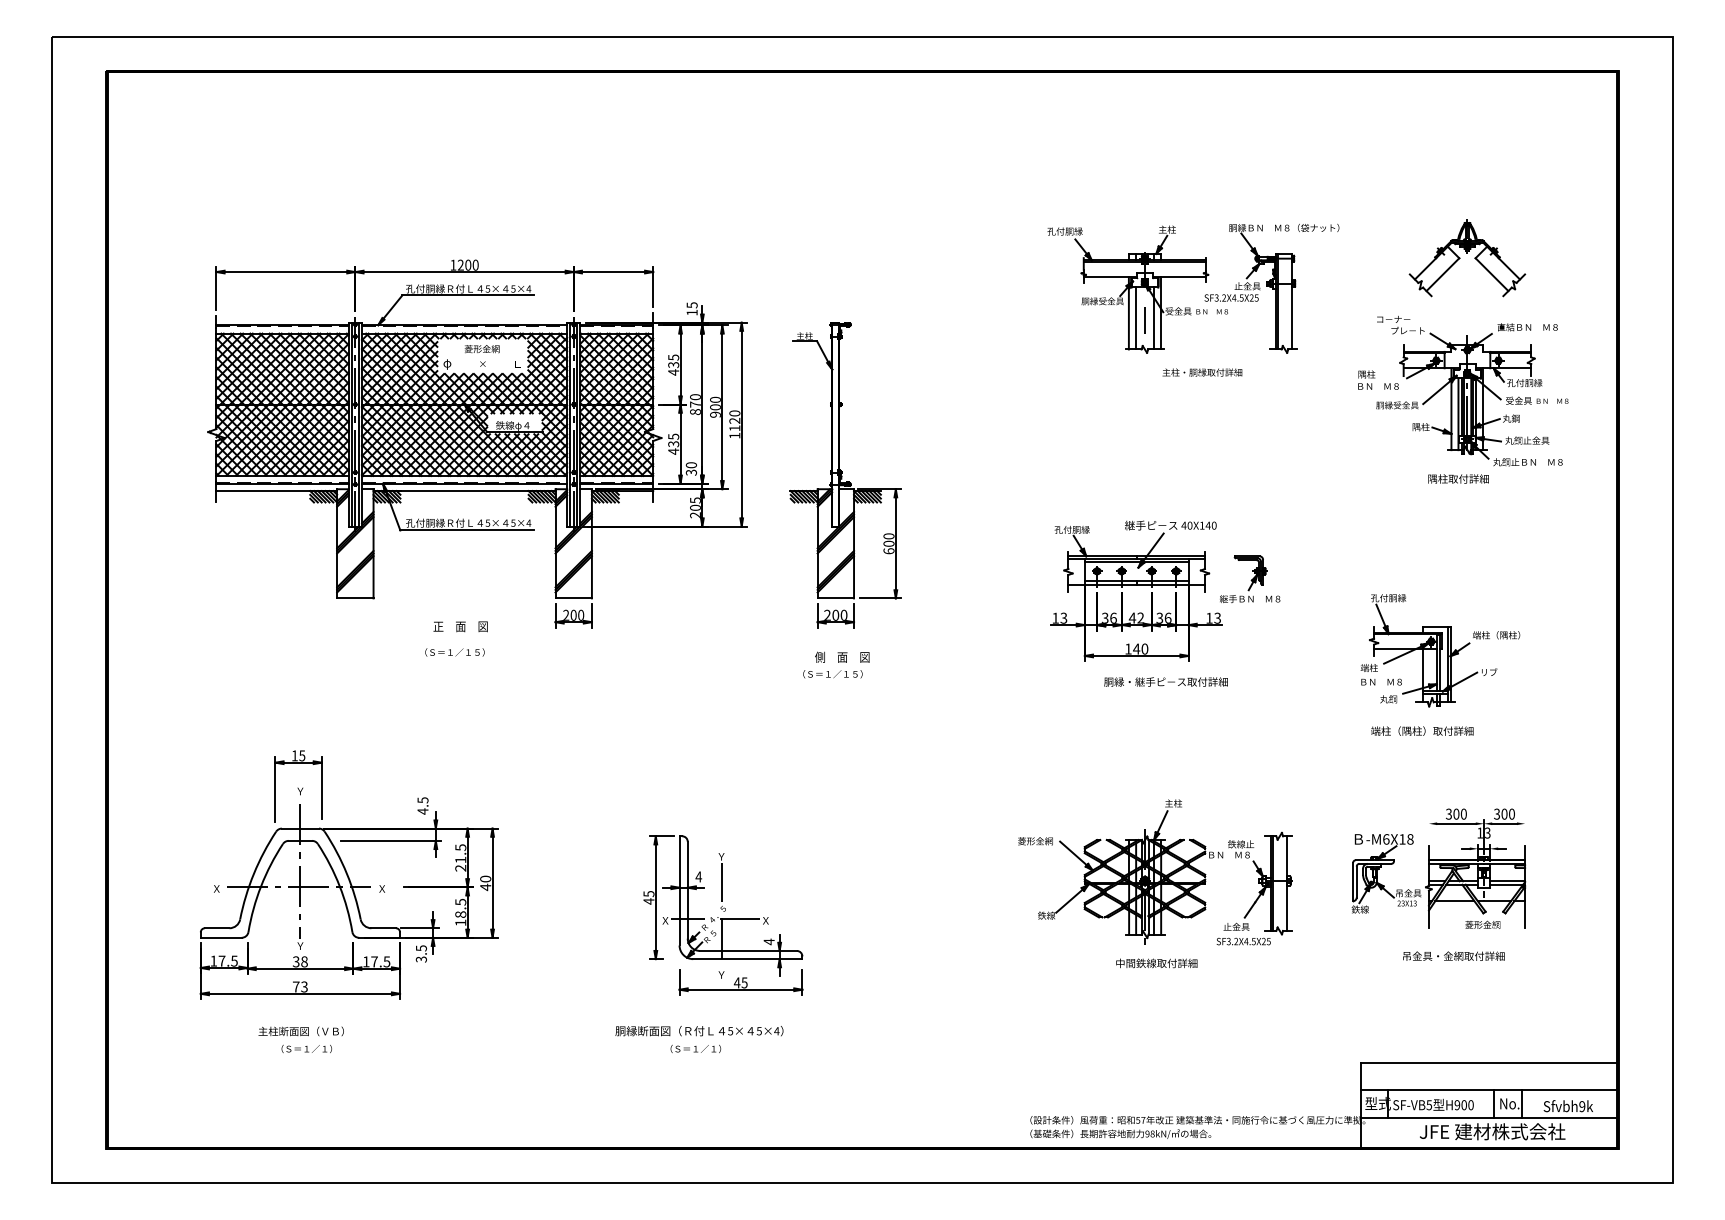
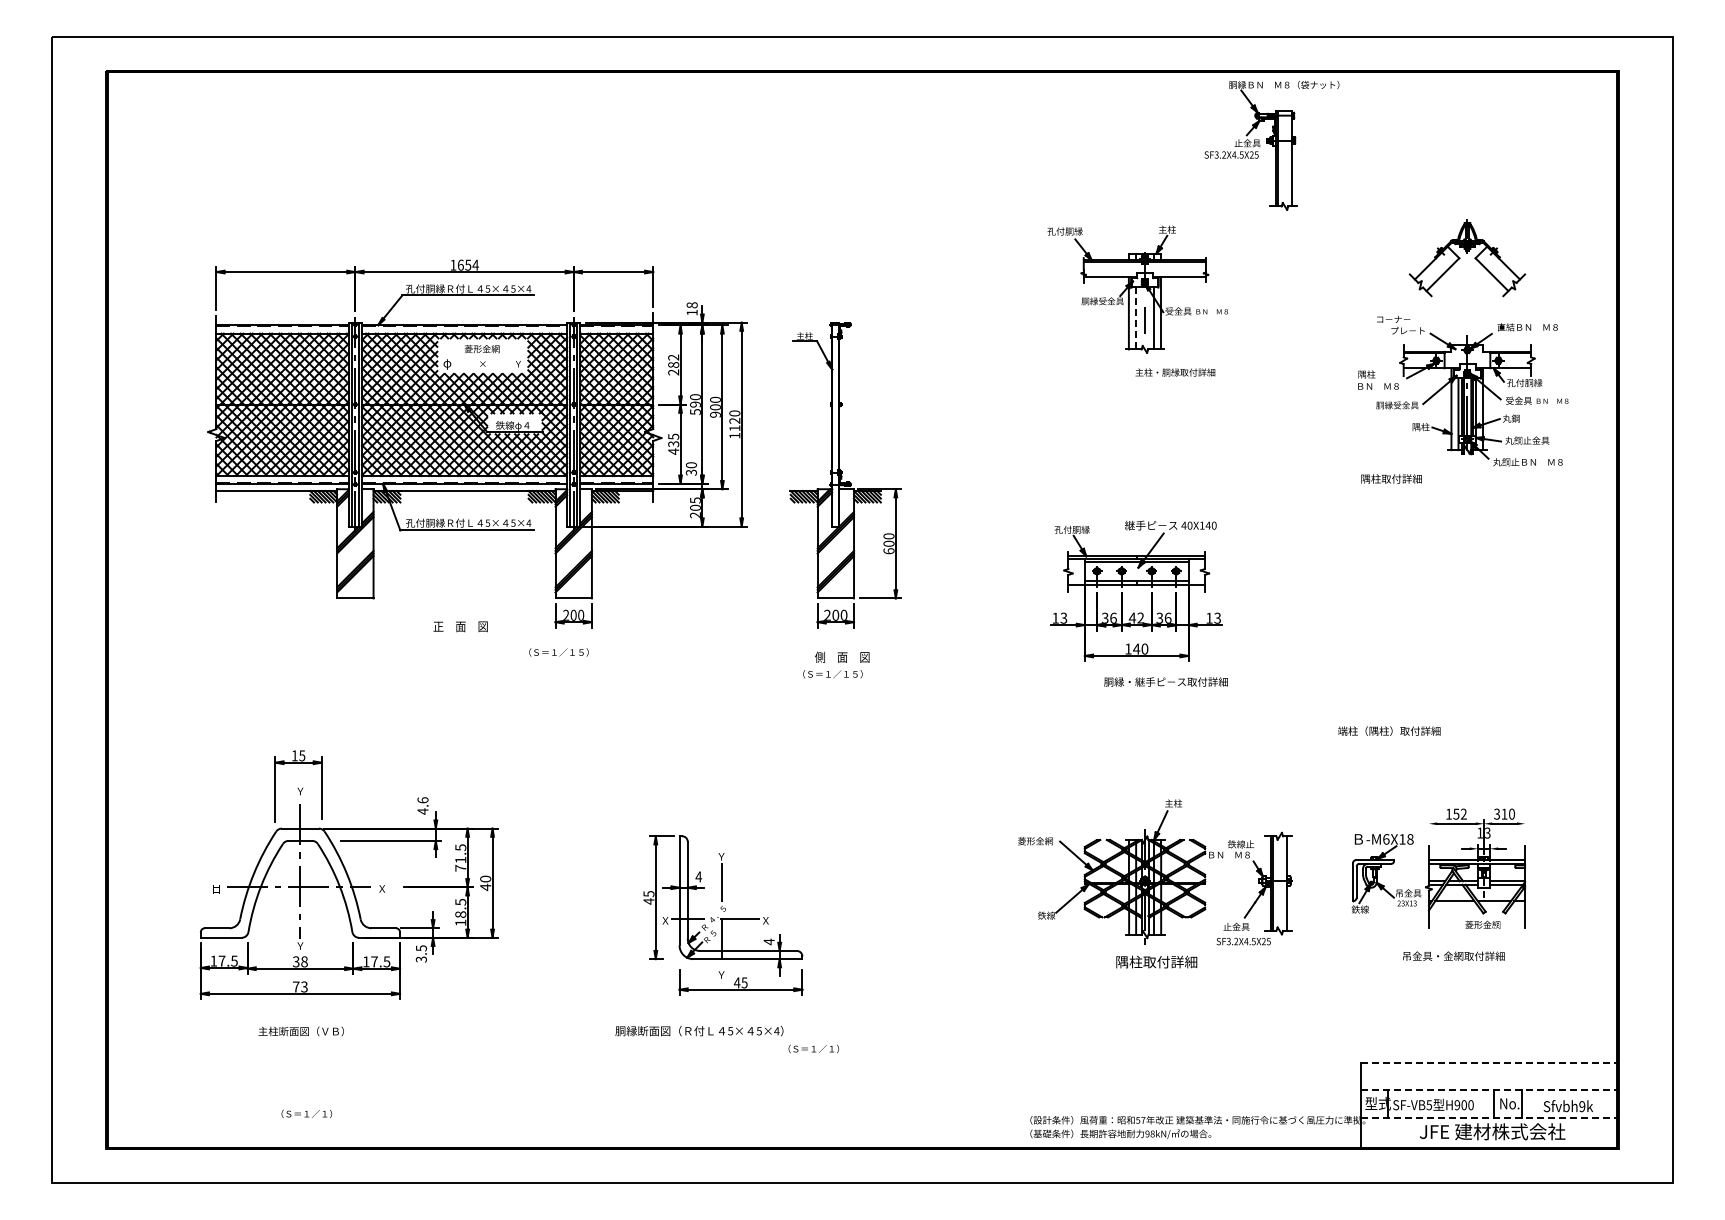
text: 1200 -> 1654 (467, 264)
part position: (1271, 288) -> (1271, 145) (1271, 145)
text: 15 -> 18 (691, 305)
line: solid -> dashed (1135, 318)
text: 目 -> Ｙ (517, 364)
text: 435 -> 282 (673, 364)
text position: (1202, 372) -> (1175, 372) (1175, 372)
text: 870 -> 590 (695, 408)
text position: (1458, 478) -> (1391, 478) (1391, 478)
part: present -> none (1250, 579)
part: present -> none (1440, 650)
text position: (454, 652) -> (558, 652) (558, 652)
text position: (1422, 730) -> (1389, 730) (1389, 730)
text: 4.5 -> 4.6 (422, 800)
text: 300 -> 152 (1455, 813)
text: 300 -> 310 (1504, 813)
text: 21.5 -> 71.5 (460, 868)
text: Ｘ -> 目 (216, 889)
text: 中間鉄線取付詳細 -> 隅柱取付詳細 (1156, 961)
text position: (306, 1048) -> (306, 1113) (306, 1113)
text position: (695, 1048) -> (813, 1048) (813, 1048)
line: solid -> dashed (1489, 1063)
line: solid -> dashed (1489, 1090)
line: solid -> dashed (1489, 1117)
